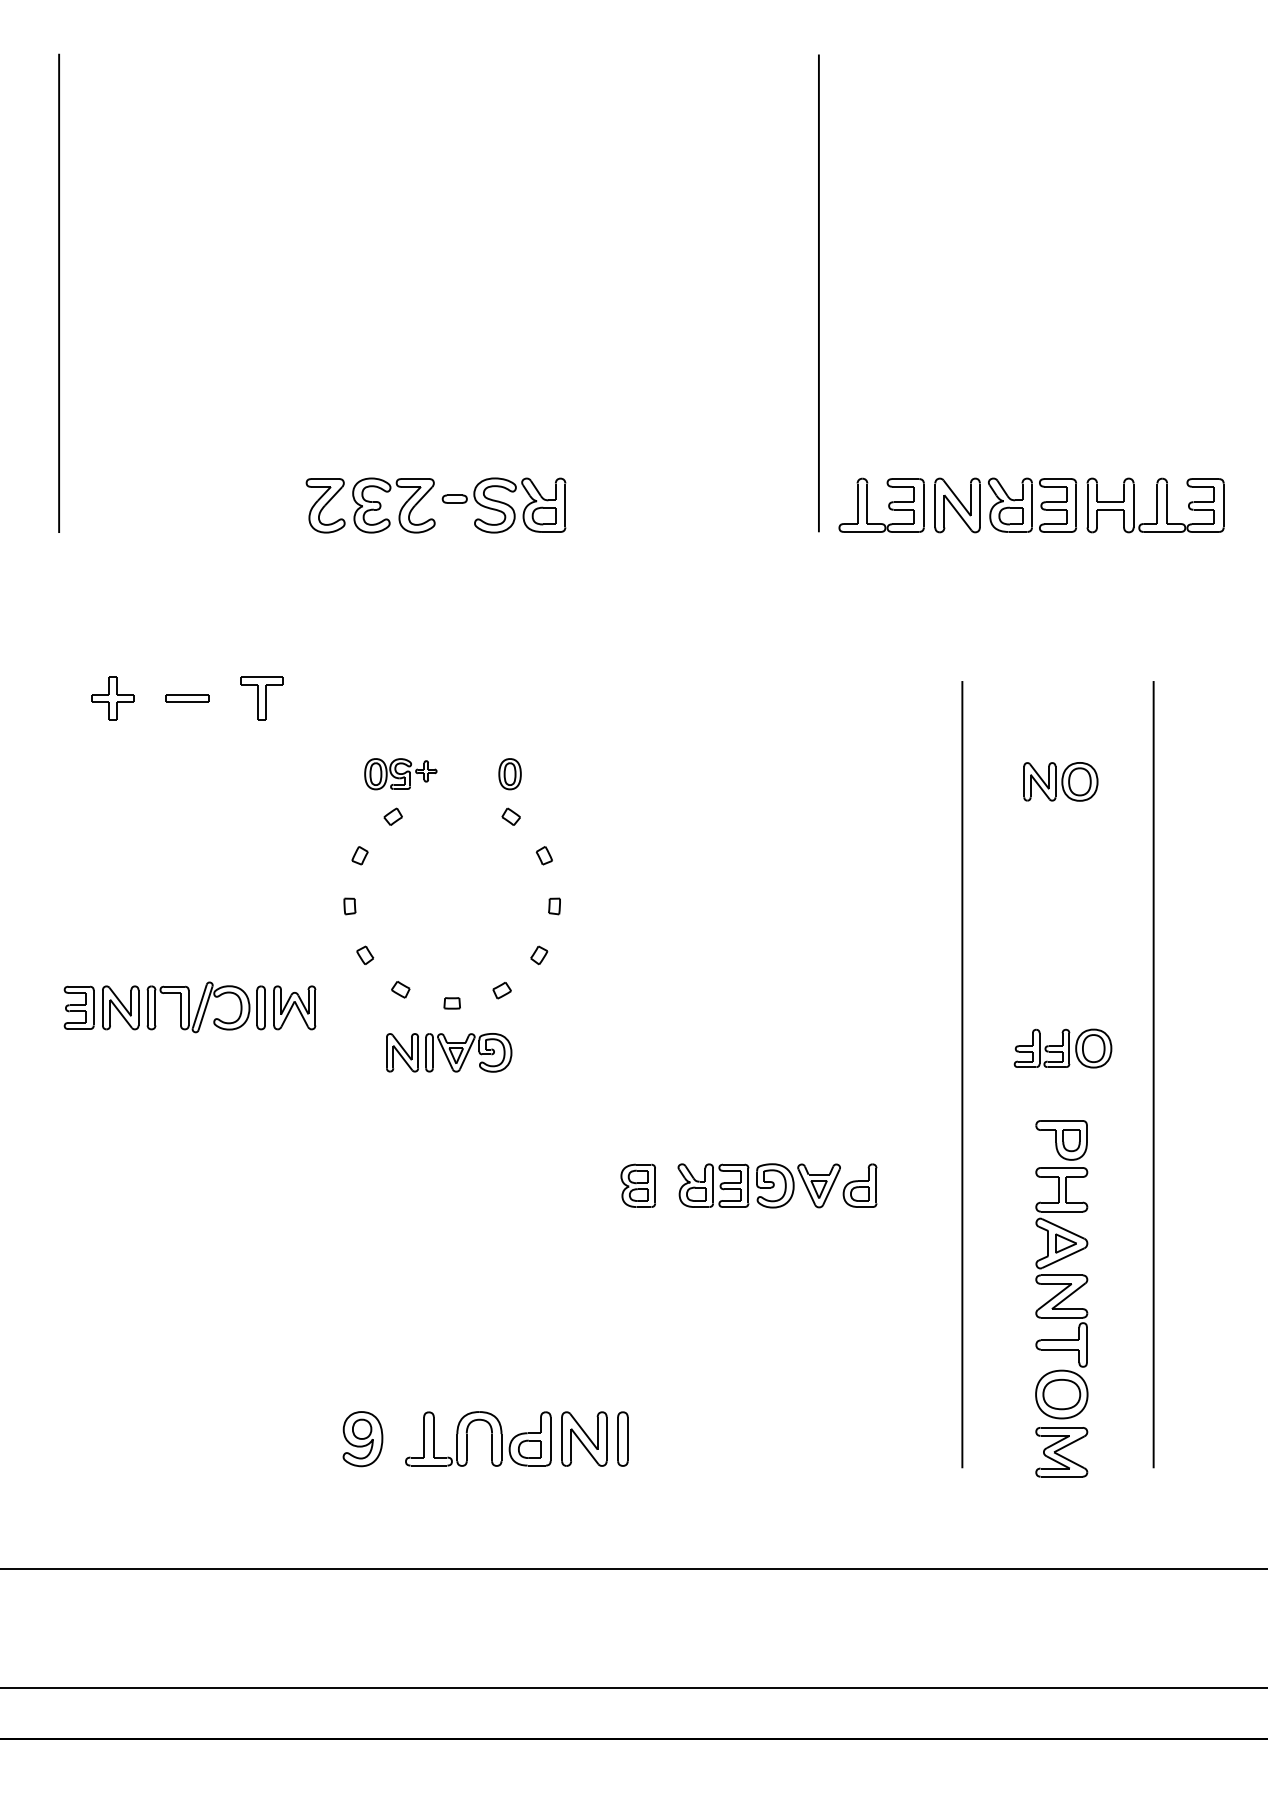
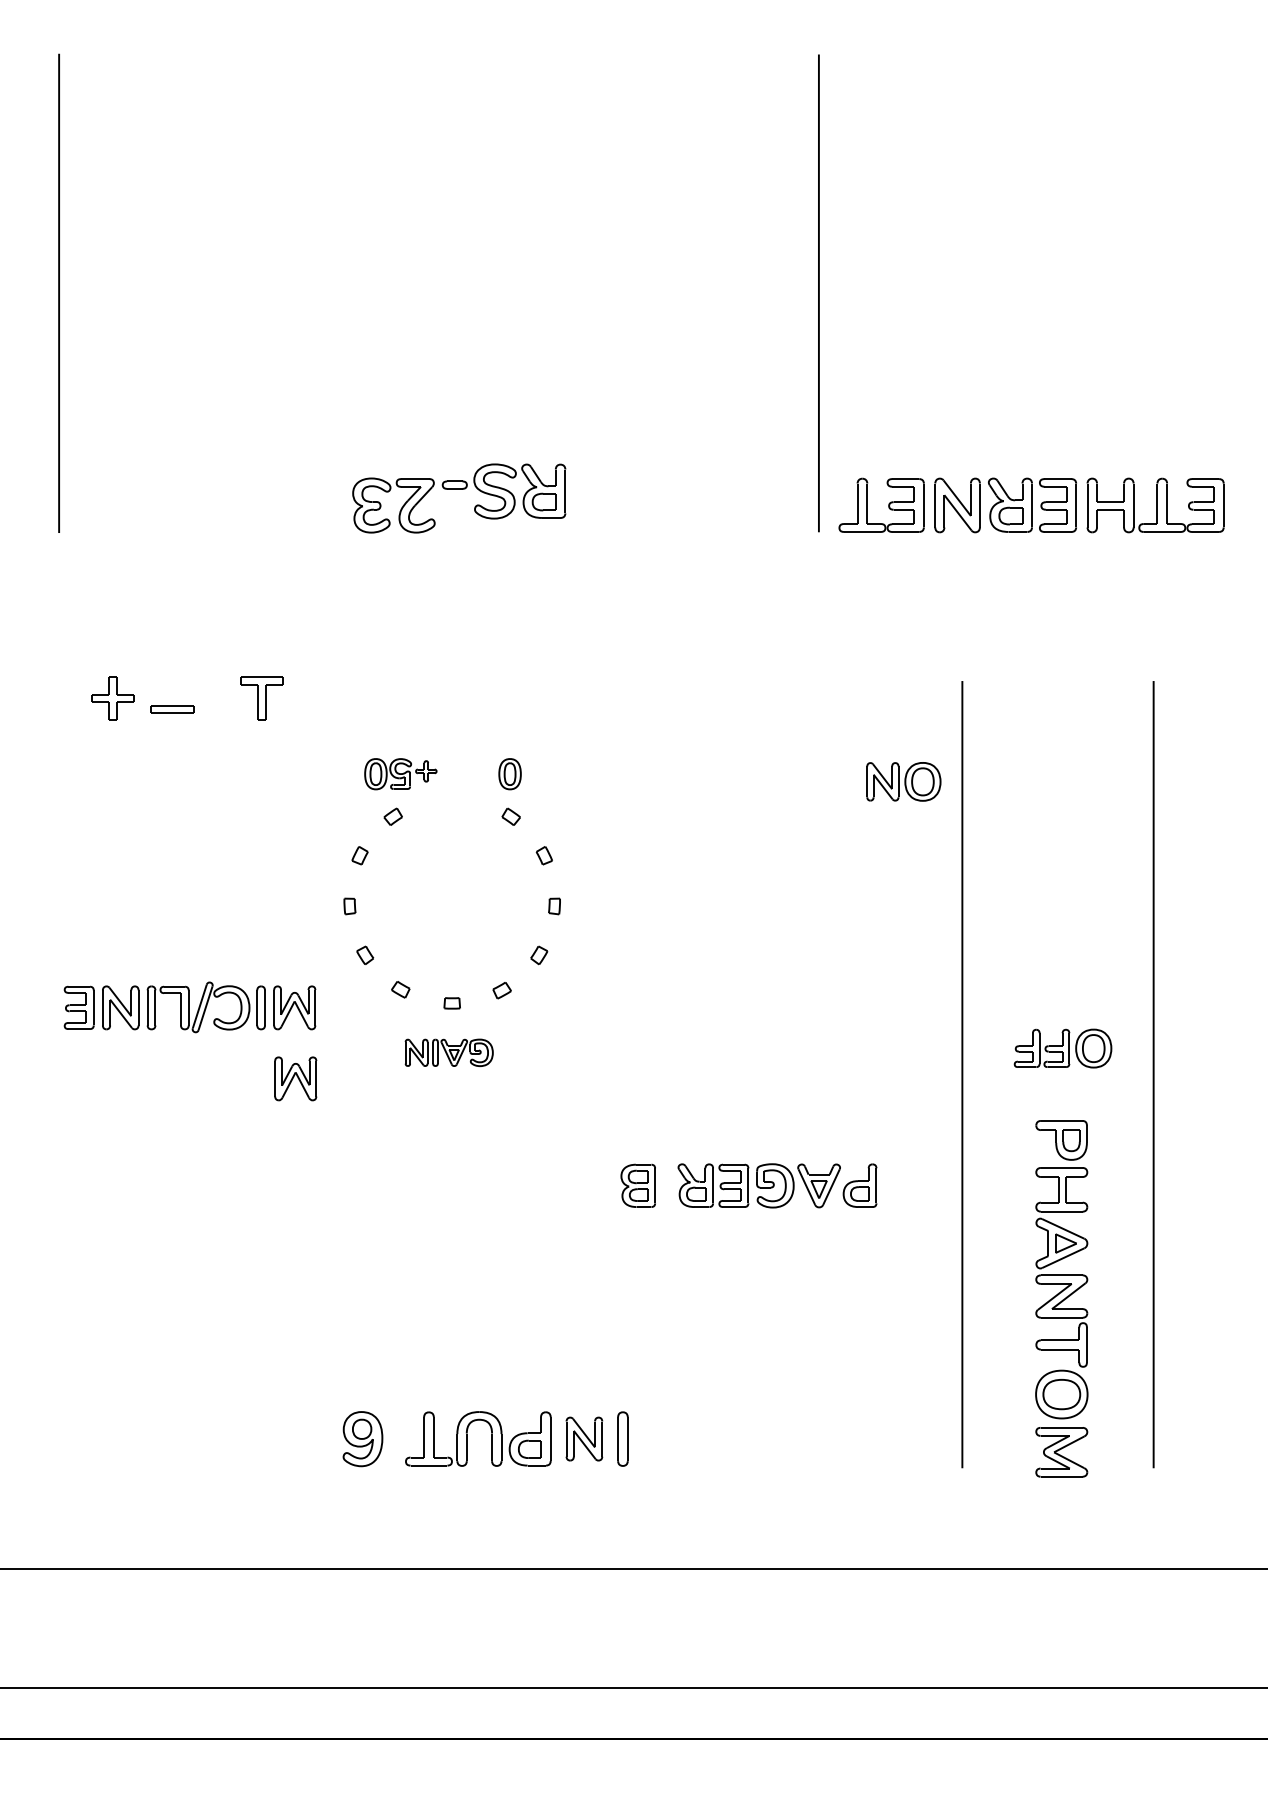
part: present -> none (325, 505)
part position: (503, 505) -> (503, 491) (503, 491)
part position: (187, 698) -> (172, 709) (172, 709)
part position: (1060, 781) -> (903, 781) (903, 781)
part size: 127x40 px -> 90x29 px (448, 1052)
part: none -> present (295, 1078)
part size: 47x56 px -> 39x46 px (584, 1438)
